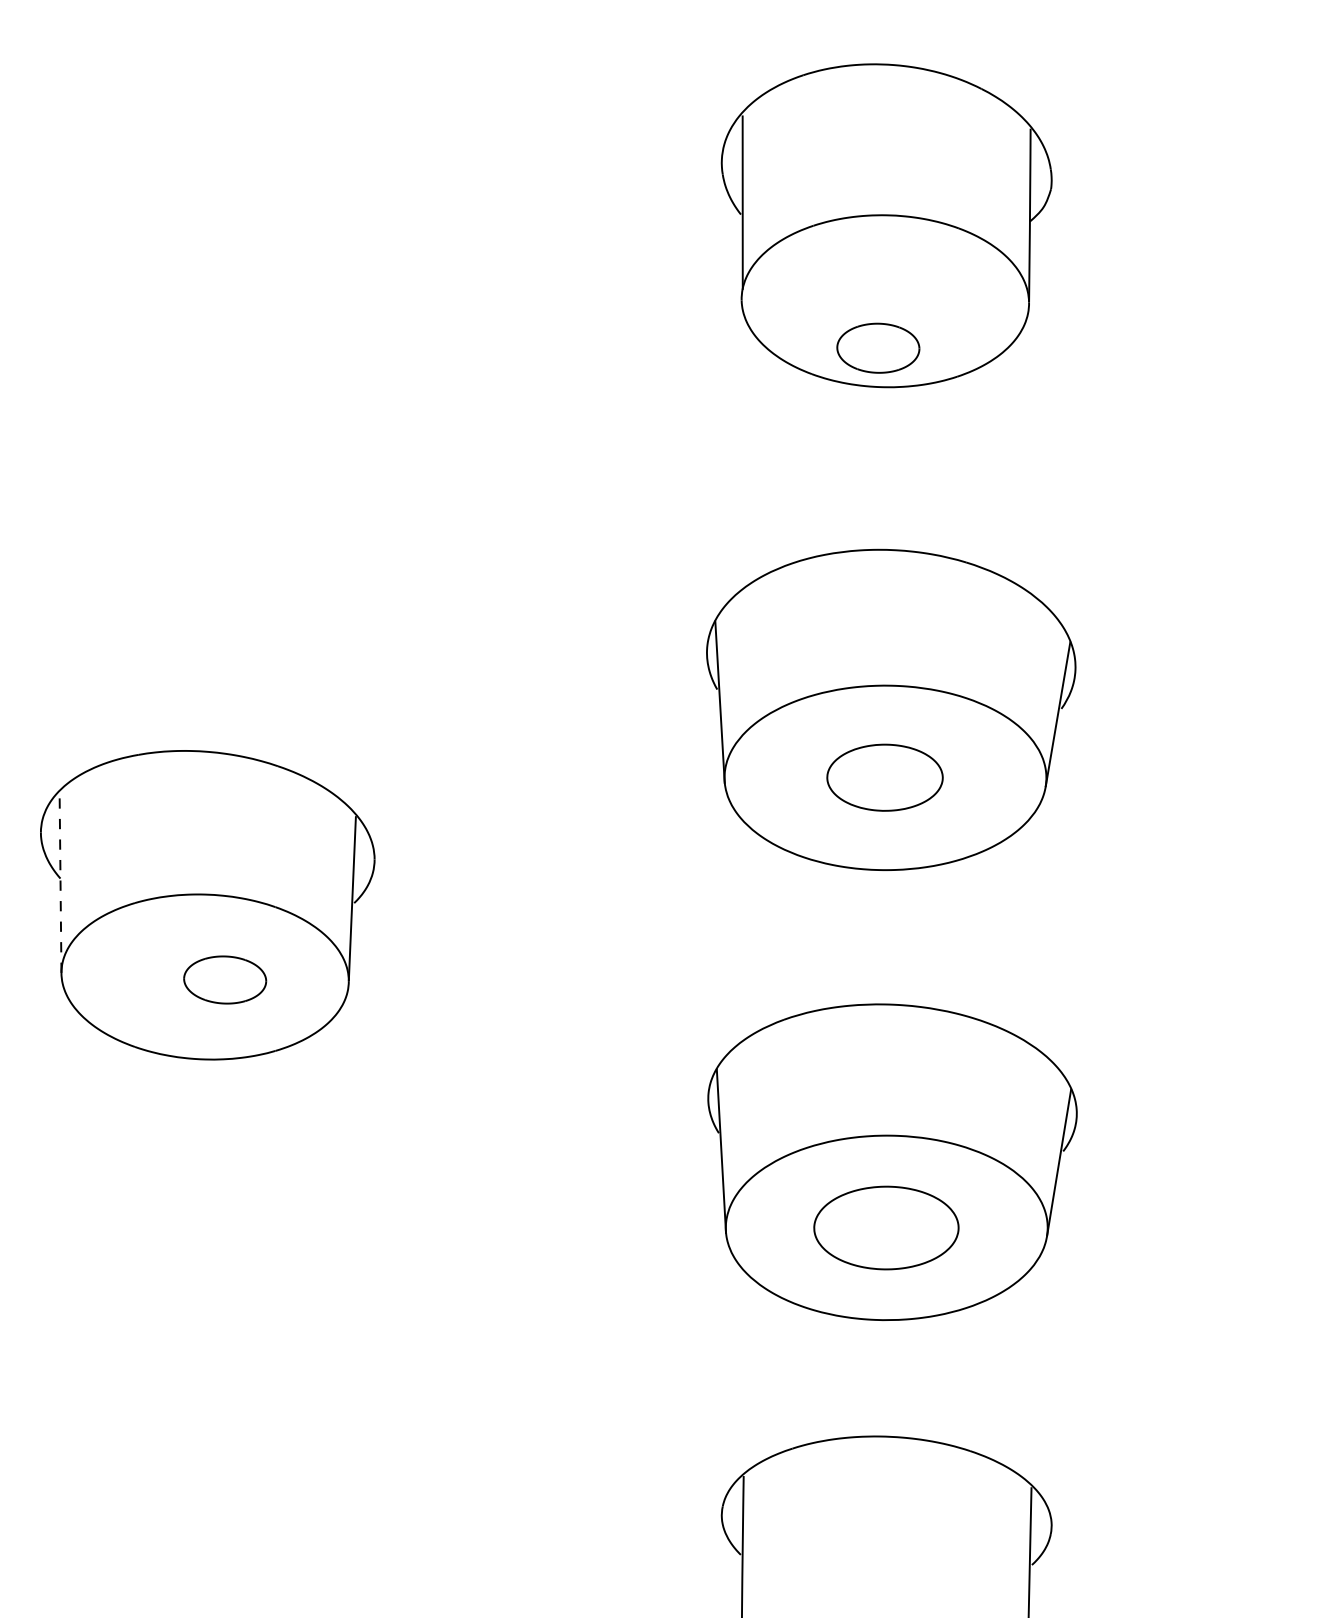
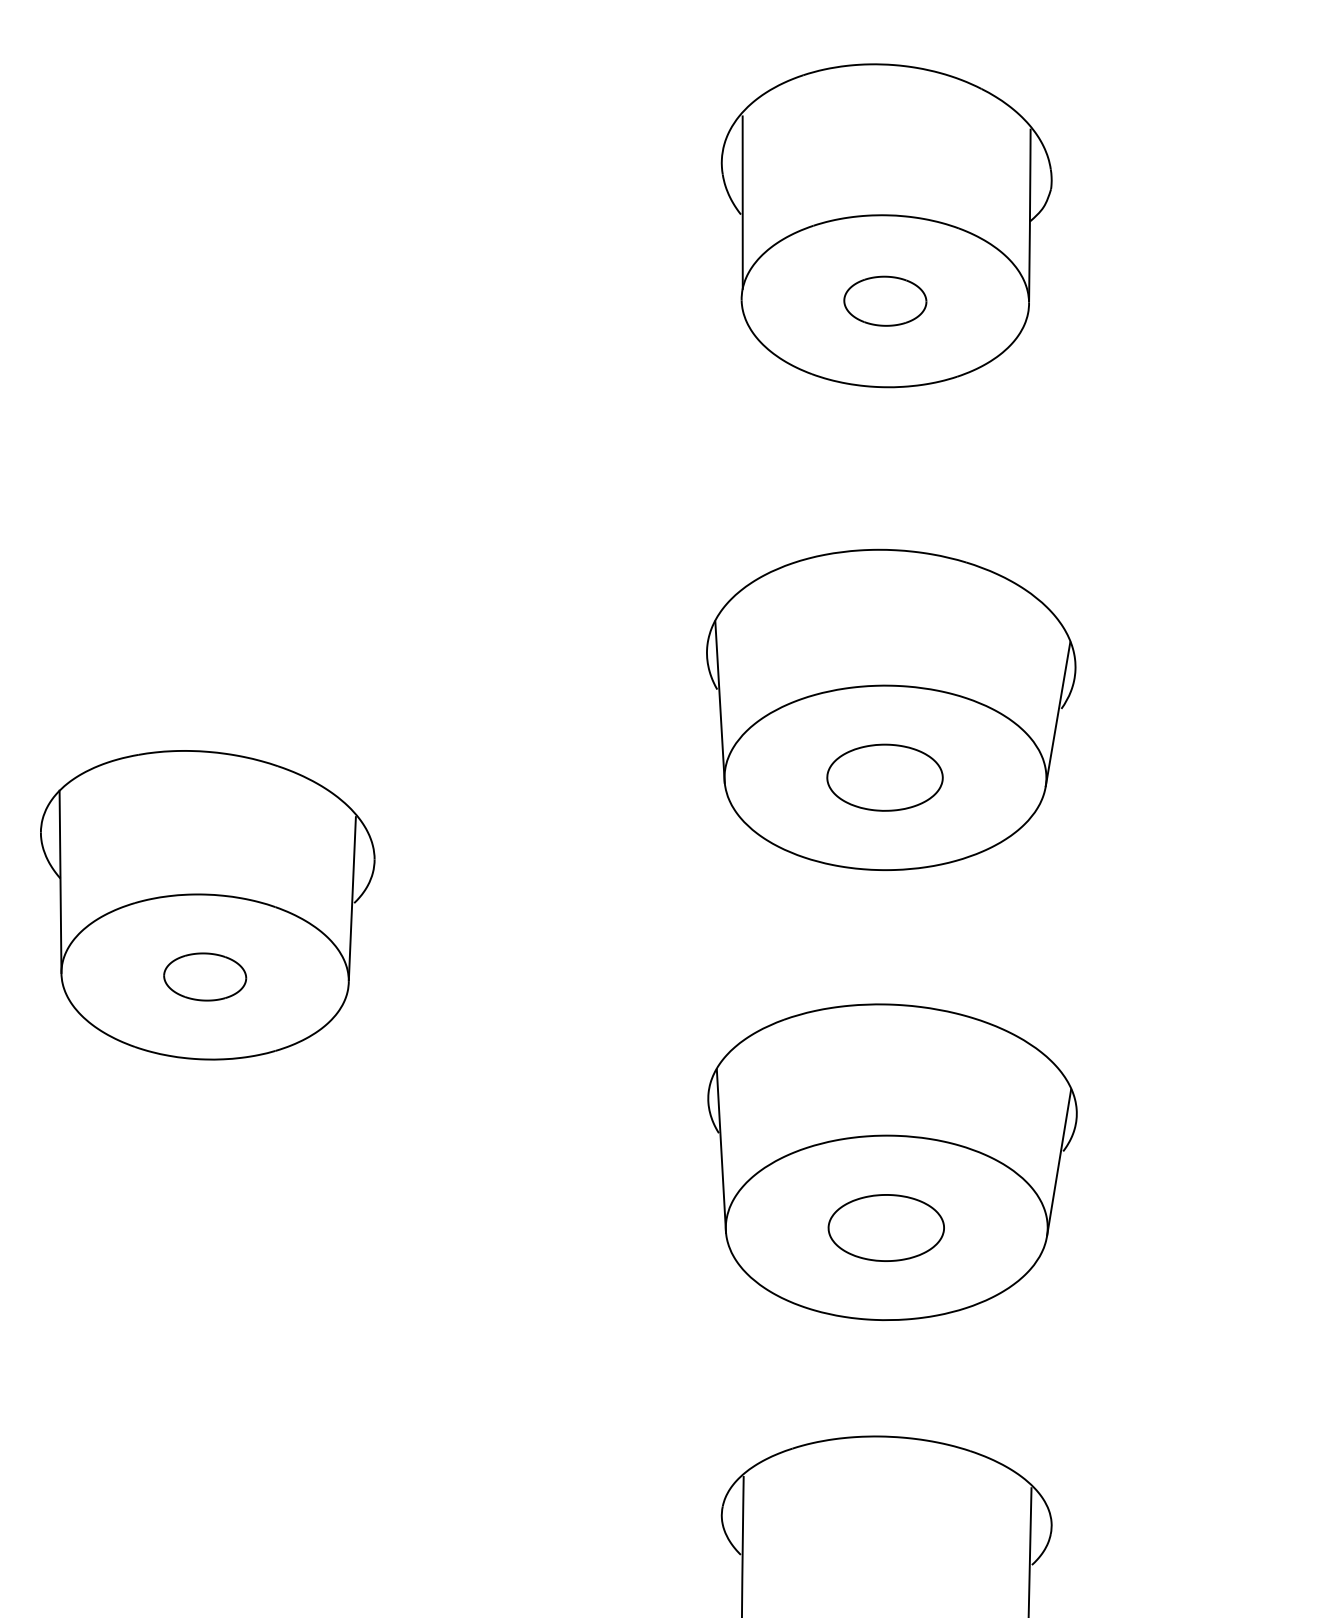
part position: (878, 347) -> (885, 300) (885, 300)
line: dashed -> solid (60, 881)
part position: (225, 979) -> (205, 976) (205, 976)
part size: 147x86 px -> 118x68 px (885, 1227)
